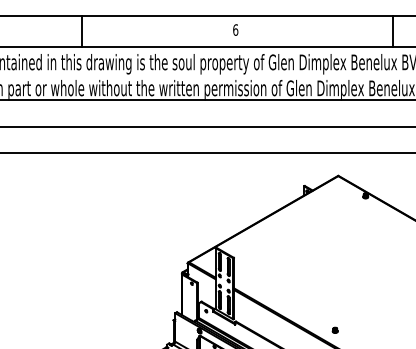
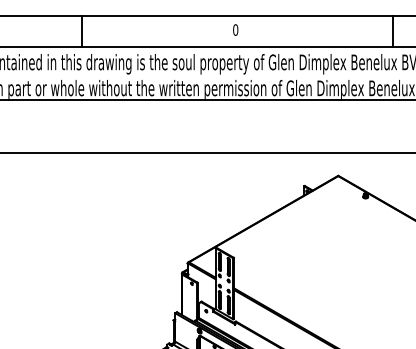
text: 6 -> 0 (235, 29)
line: present -> none (207, 126)
part: present -> none (334, 329)
